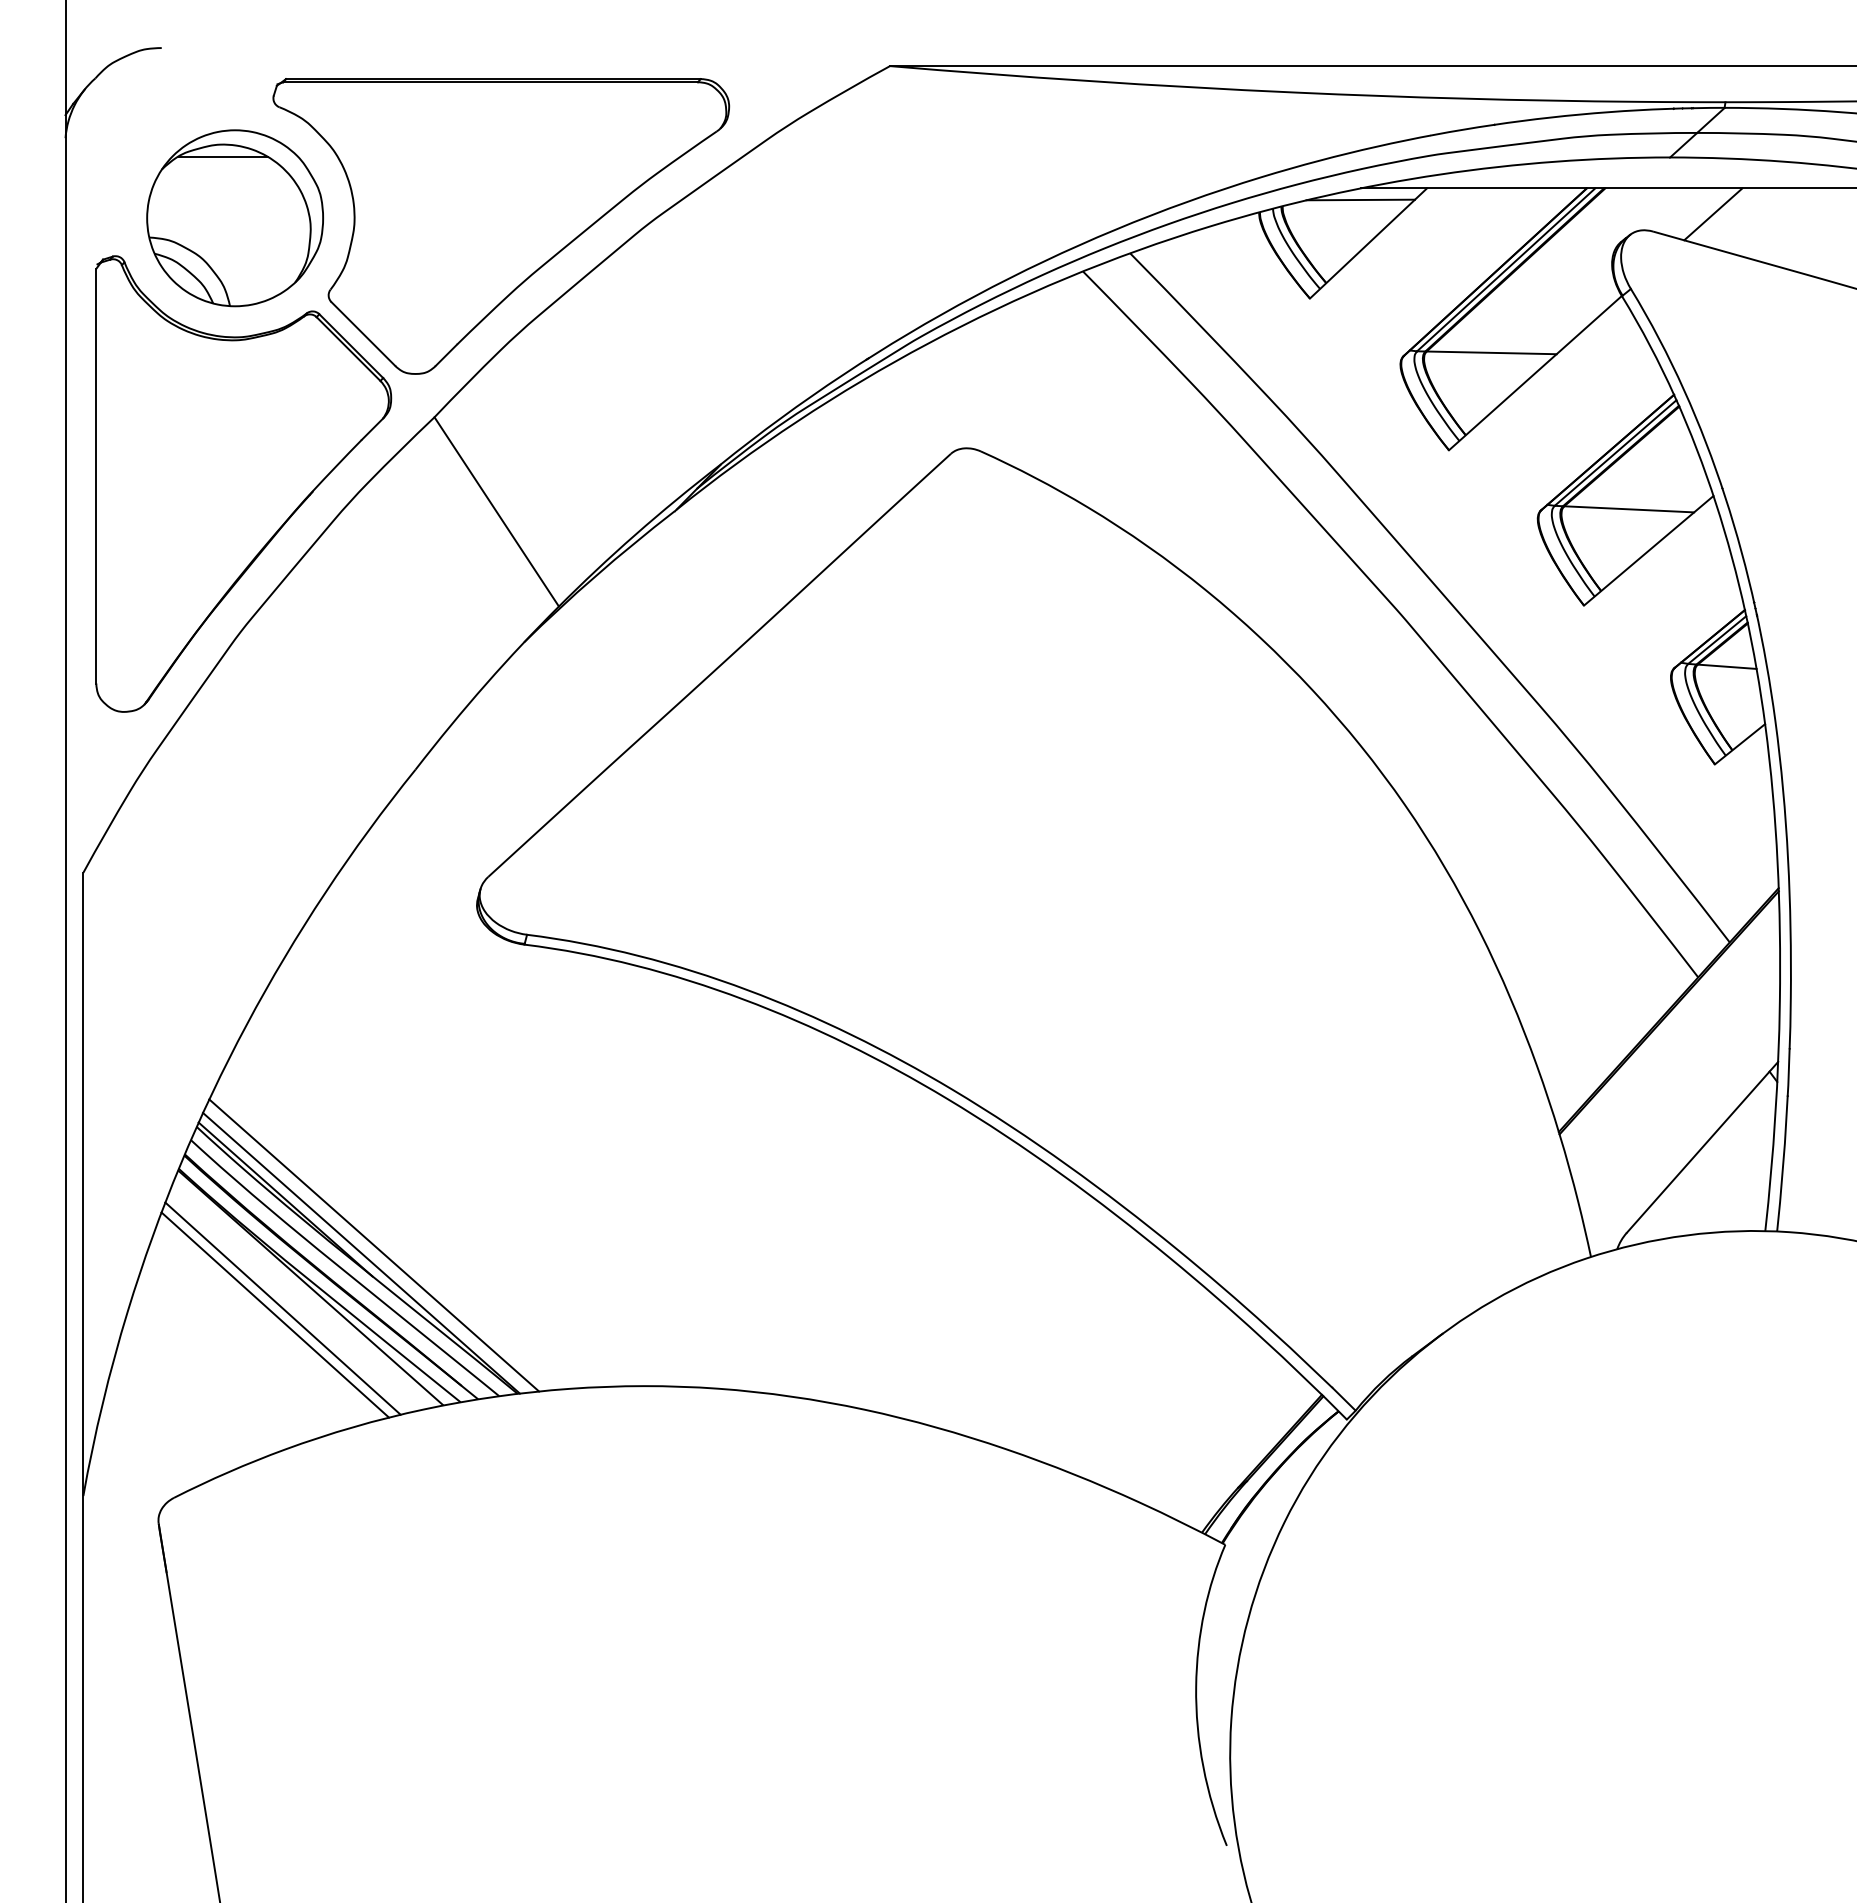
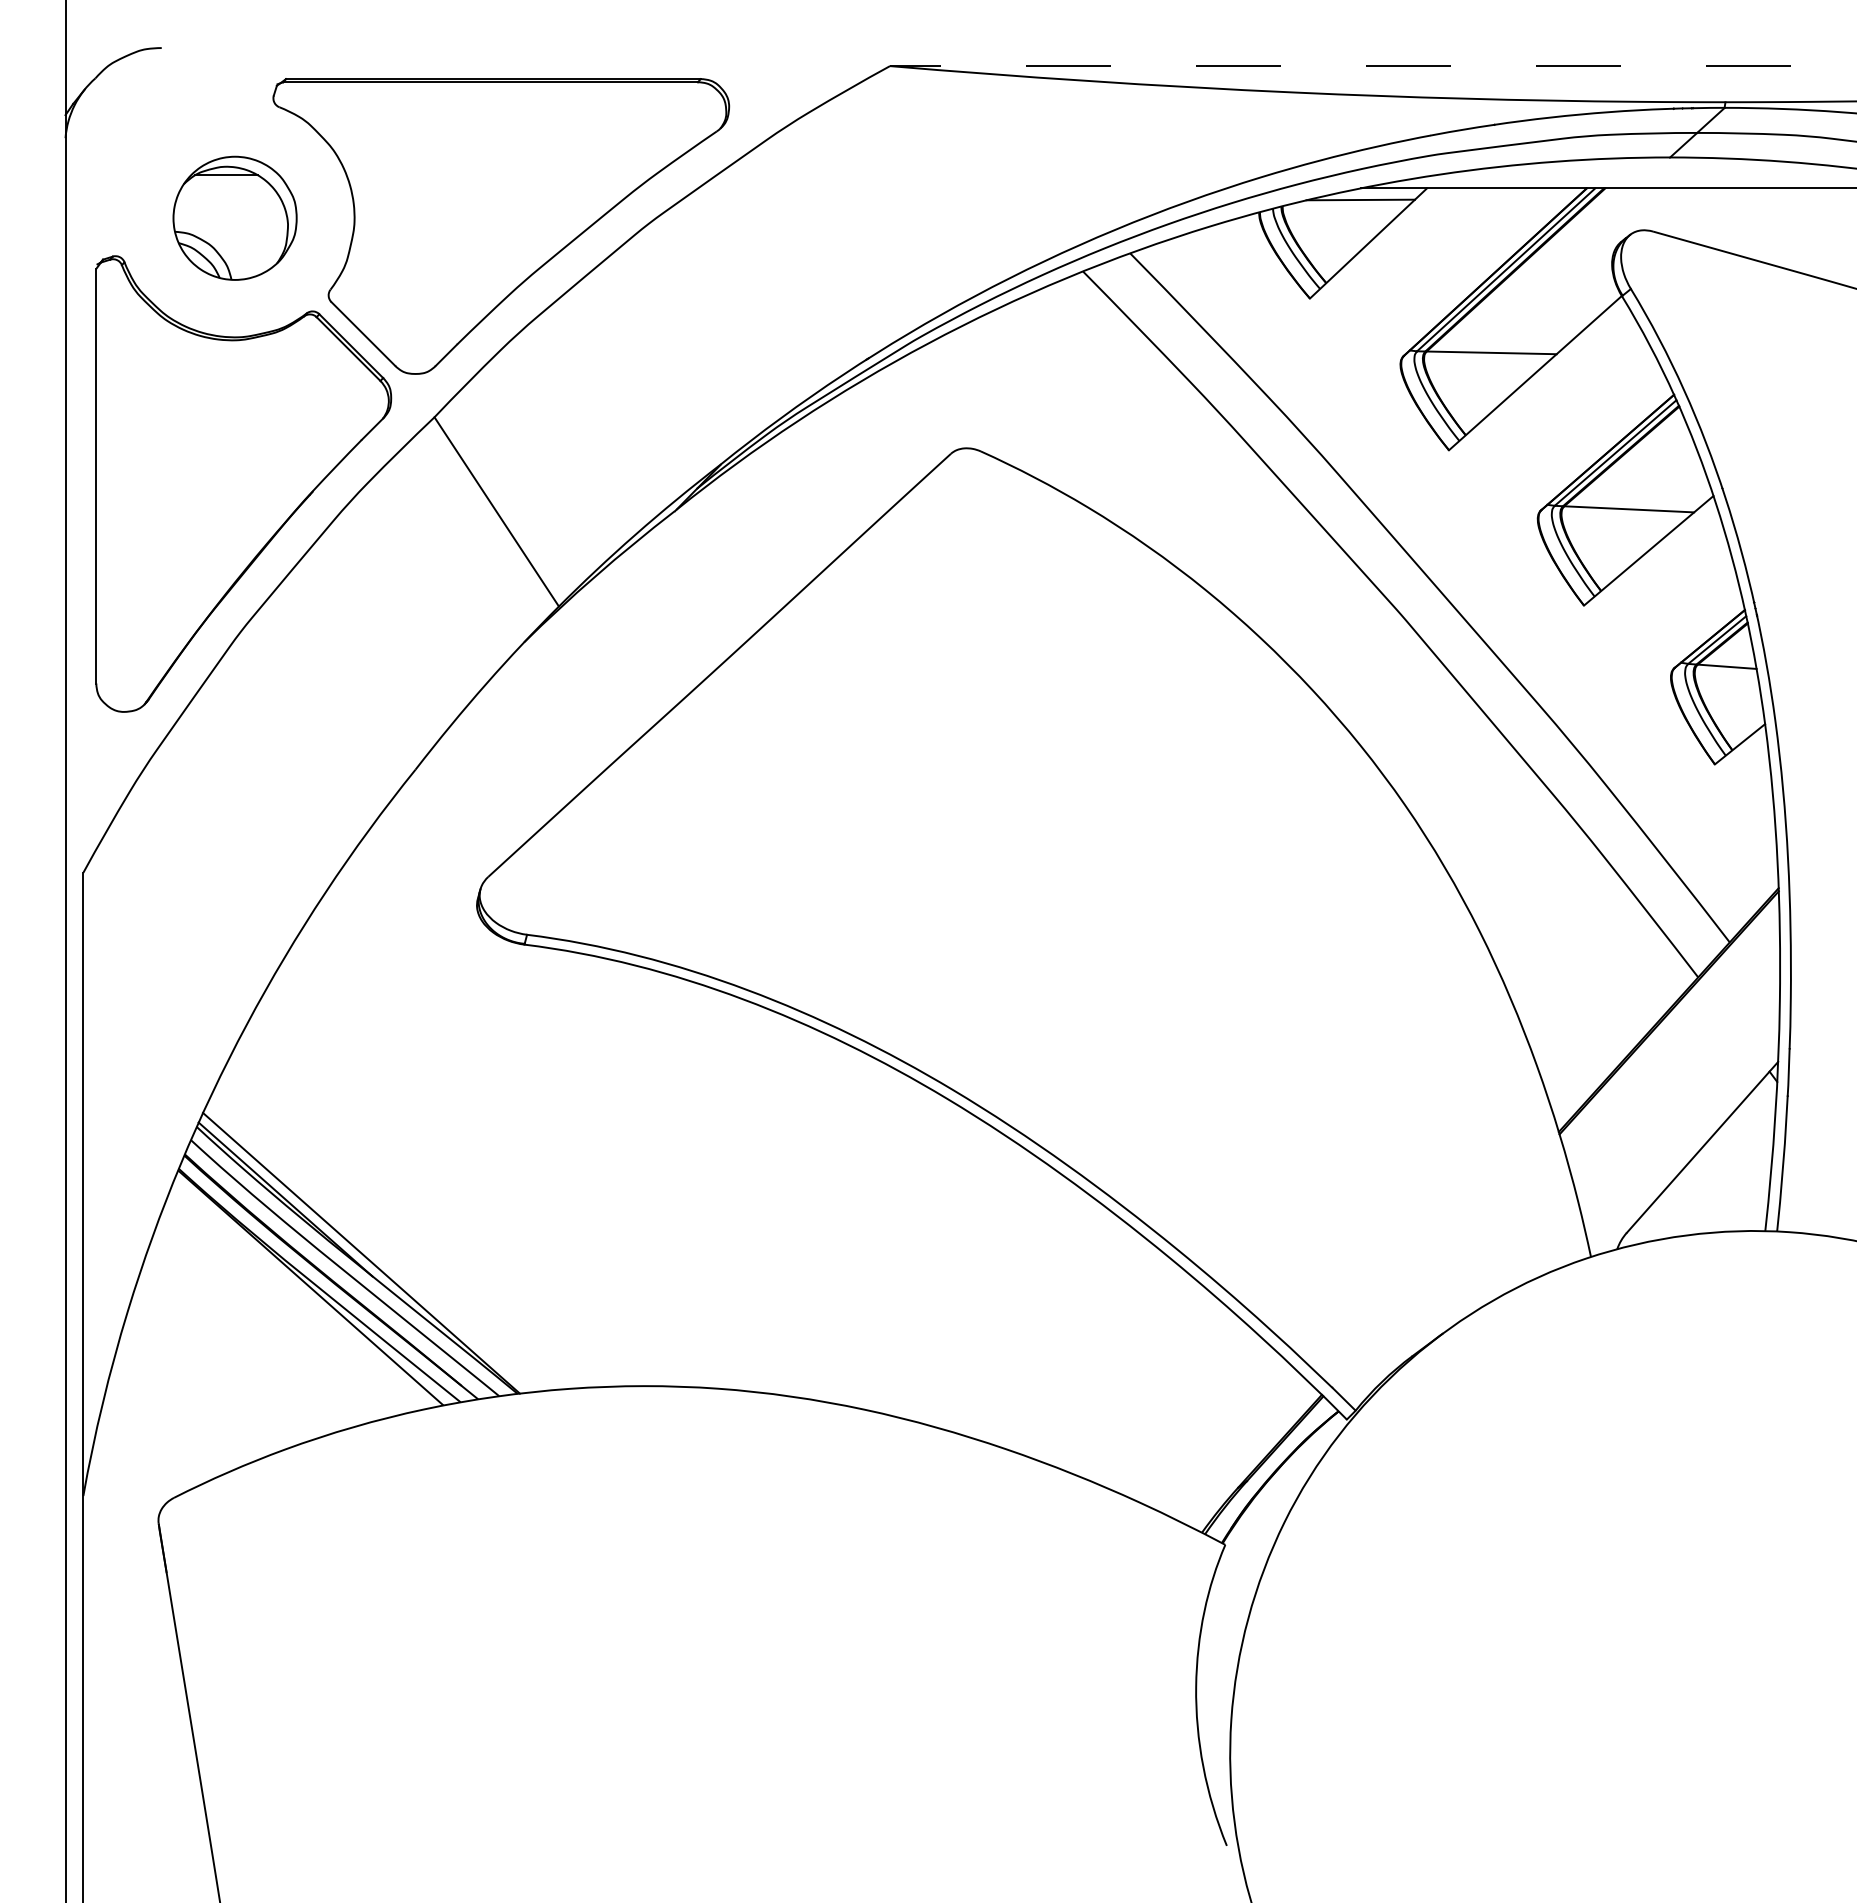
line: solid -> dashed (1372, 66)
line: present -> none (1713, 214)
part size: 178x179 px -> 126x126 px (234, 217)
line: present -> none (374, 1245)
line: present -> none (282, 1308)
line: present -> none (275, 1314)
